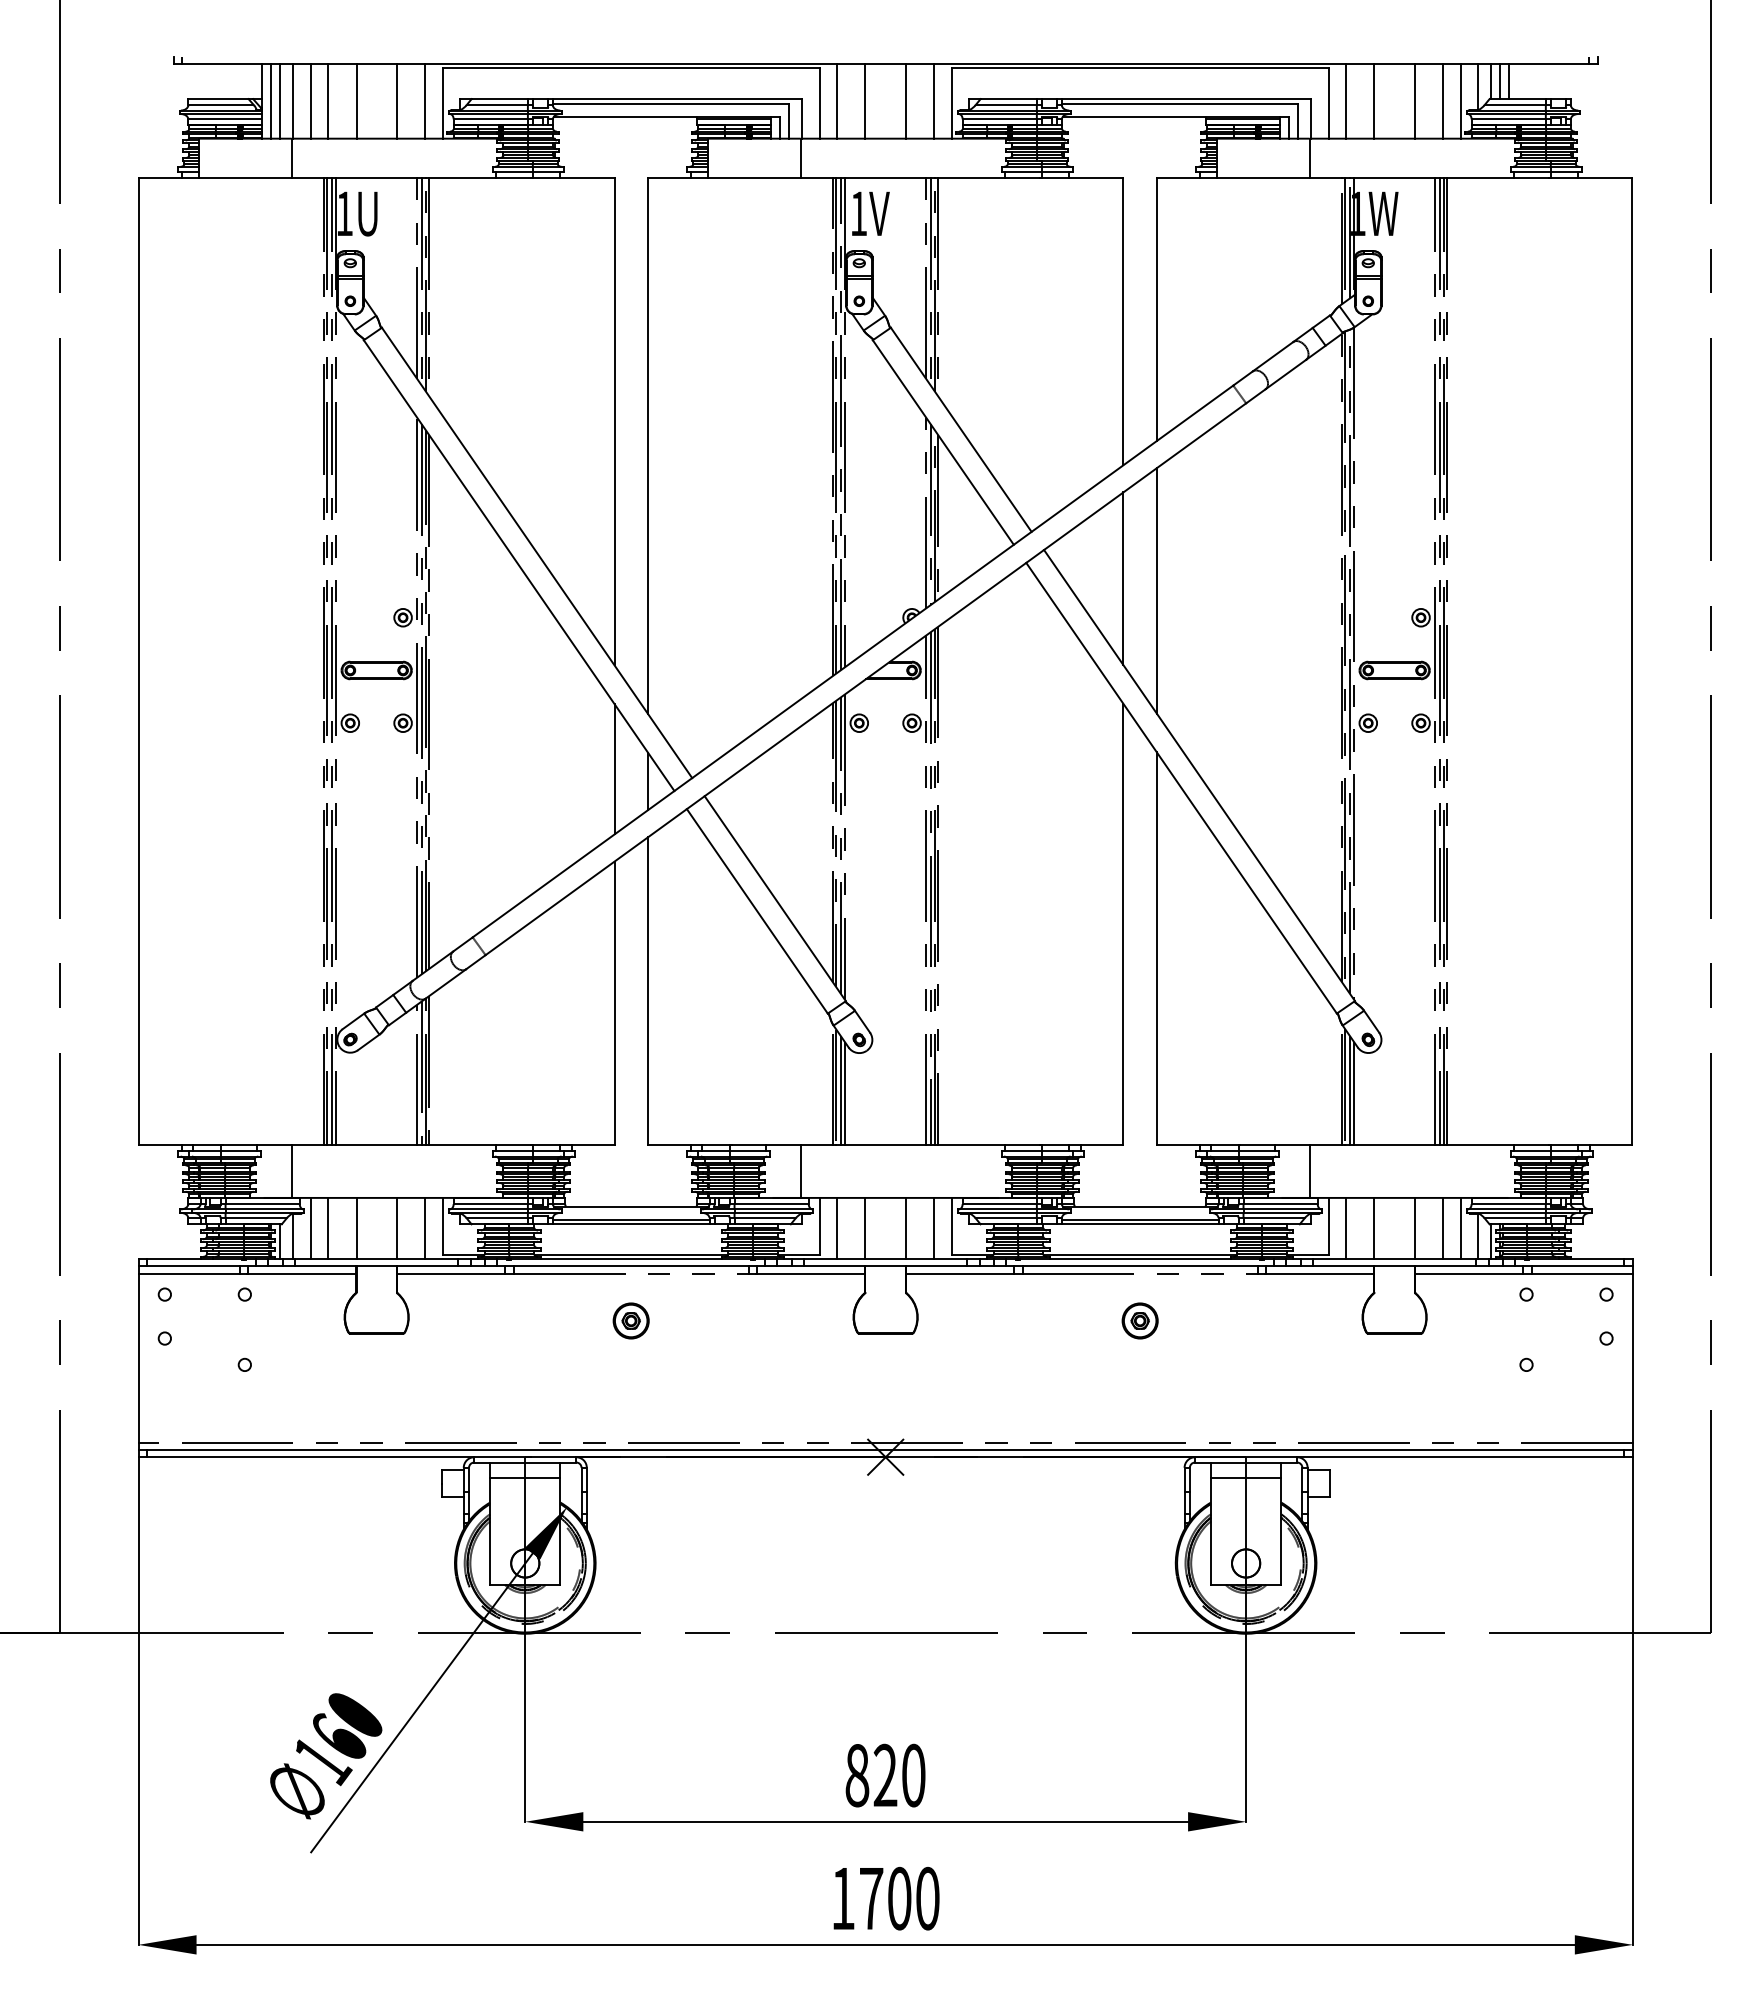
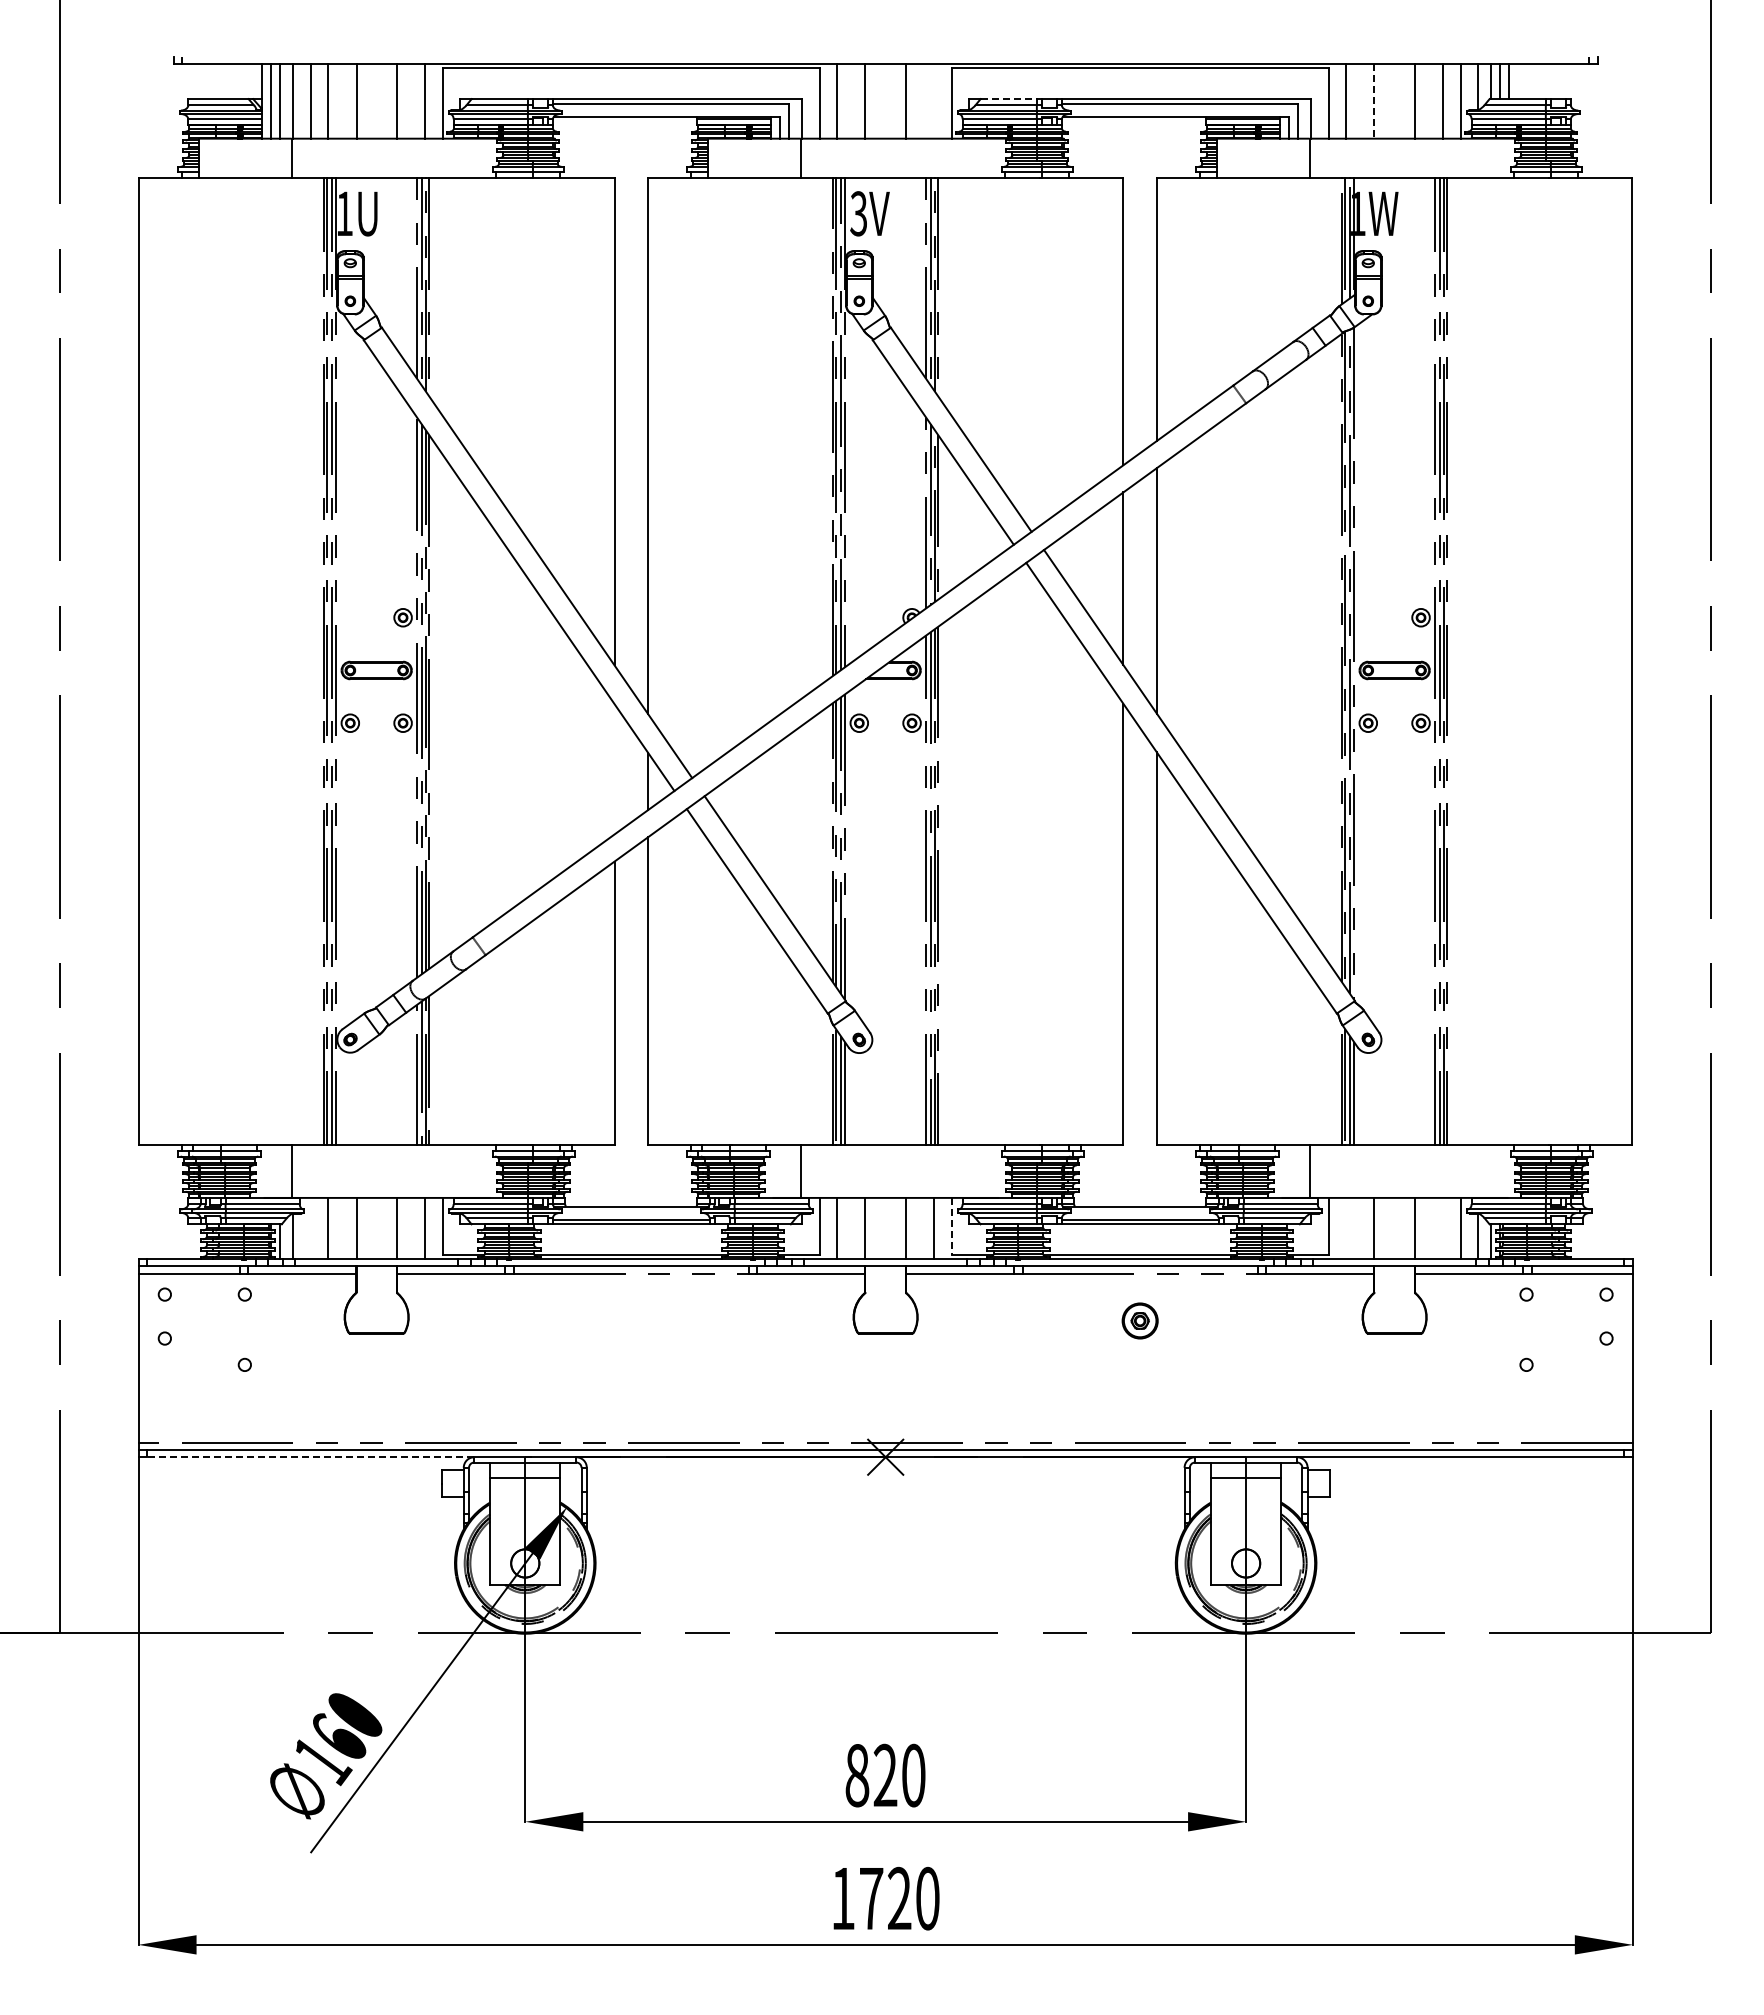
line: solid -> dashed (1009, 99)
line: present -> none (934, 100)
line: solid -> dashed (1374, 101)
text: 1V -> 3V (858, 213)
line: present -> none (614, 769)
line: solid -> dashed (951, 1226)
line: present -> none (310, 1228)
line: present -> none (1346, 1228)
line: present -> none (1443, 1228)
part: present -> none (630, 1320)
line: solid -> dashed (310, 1457)
text: 1700 -> 1720 (899, 1898)
